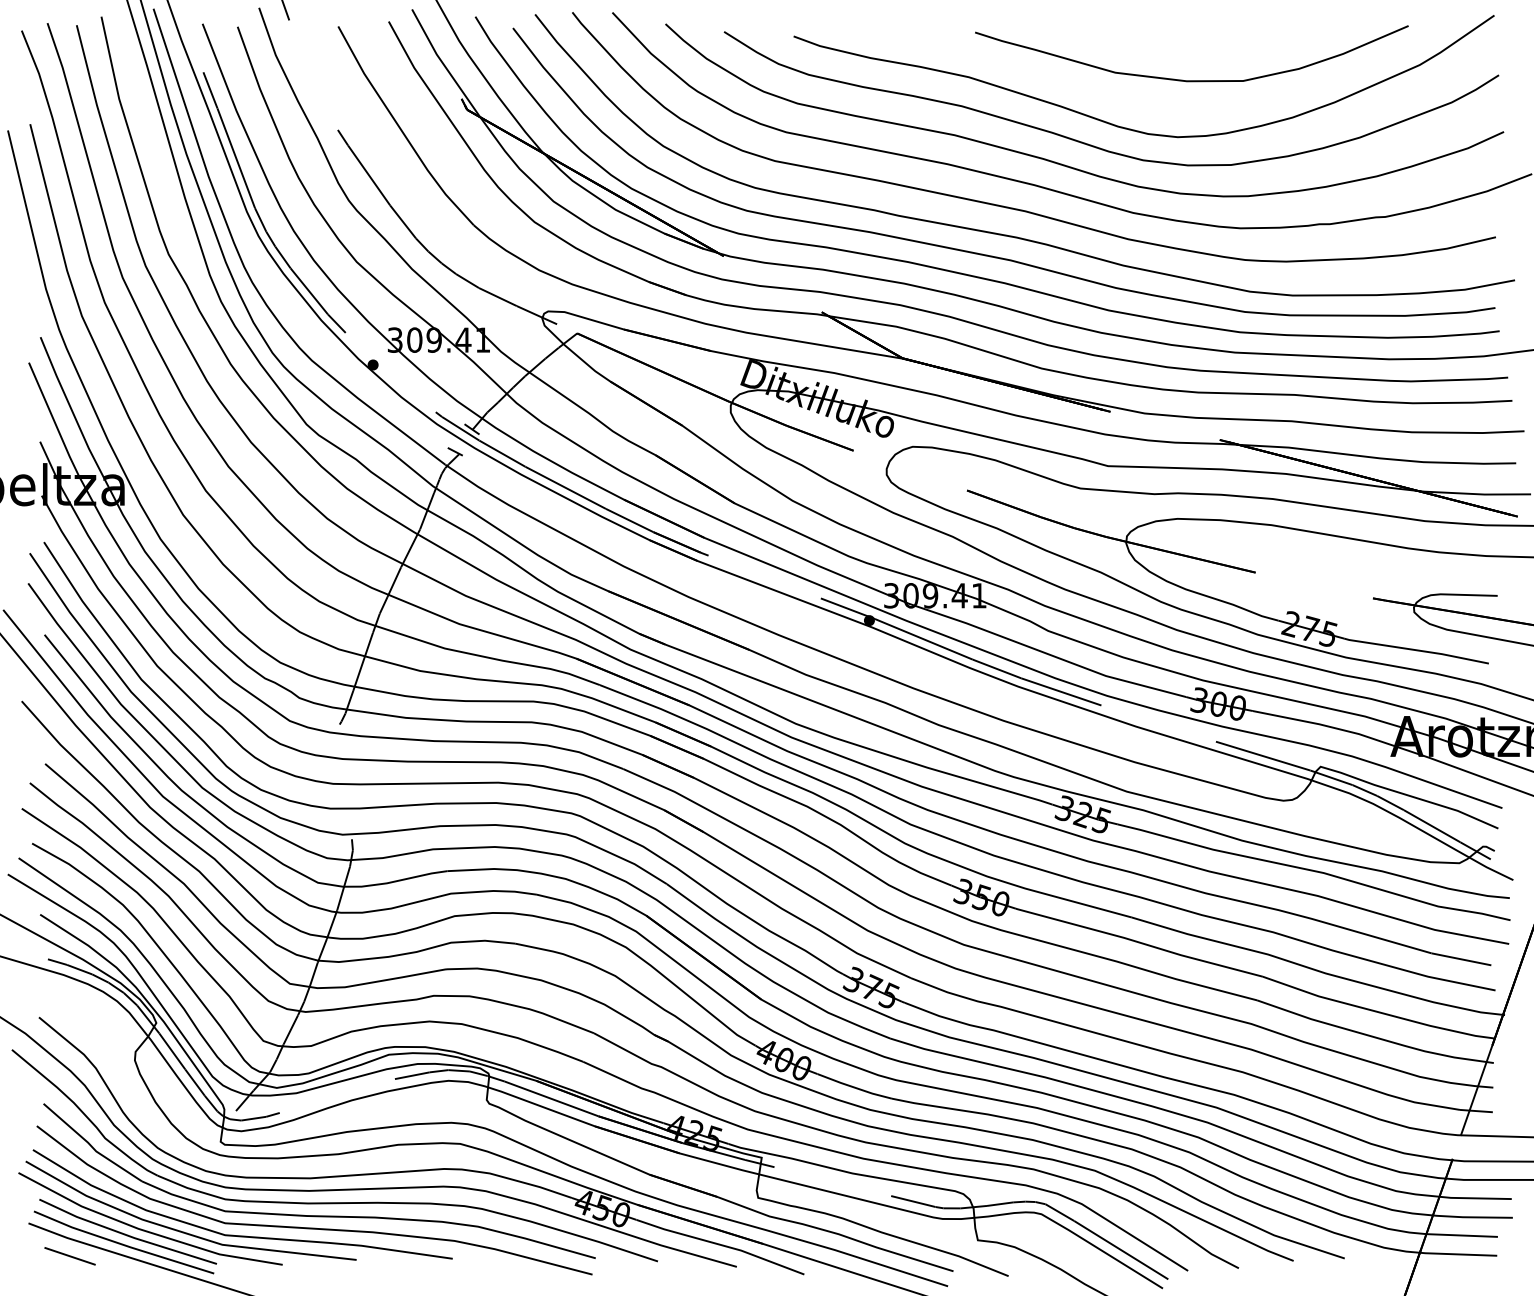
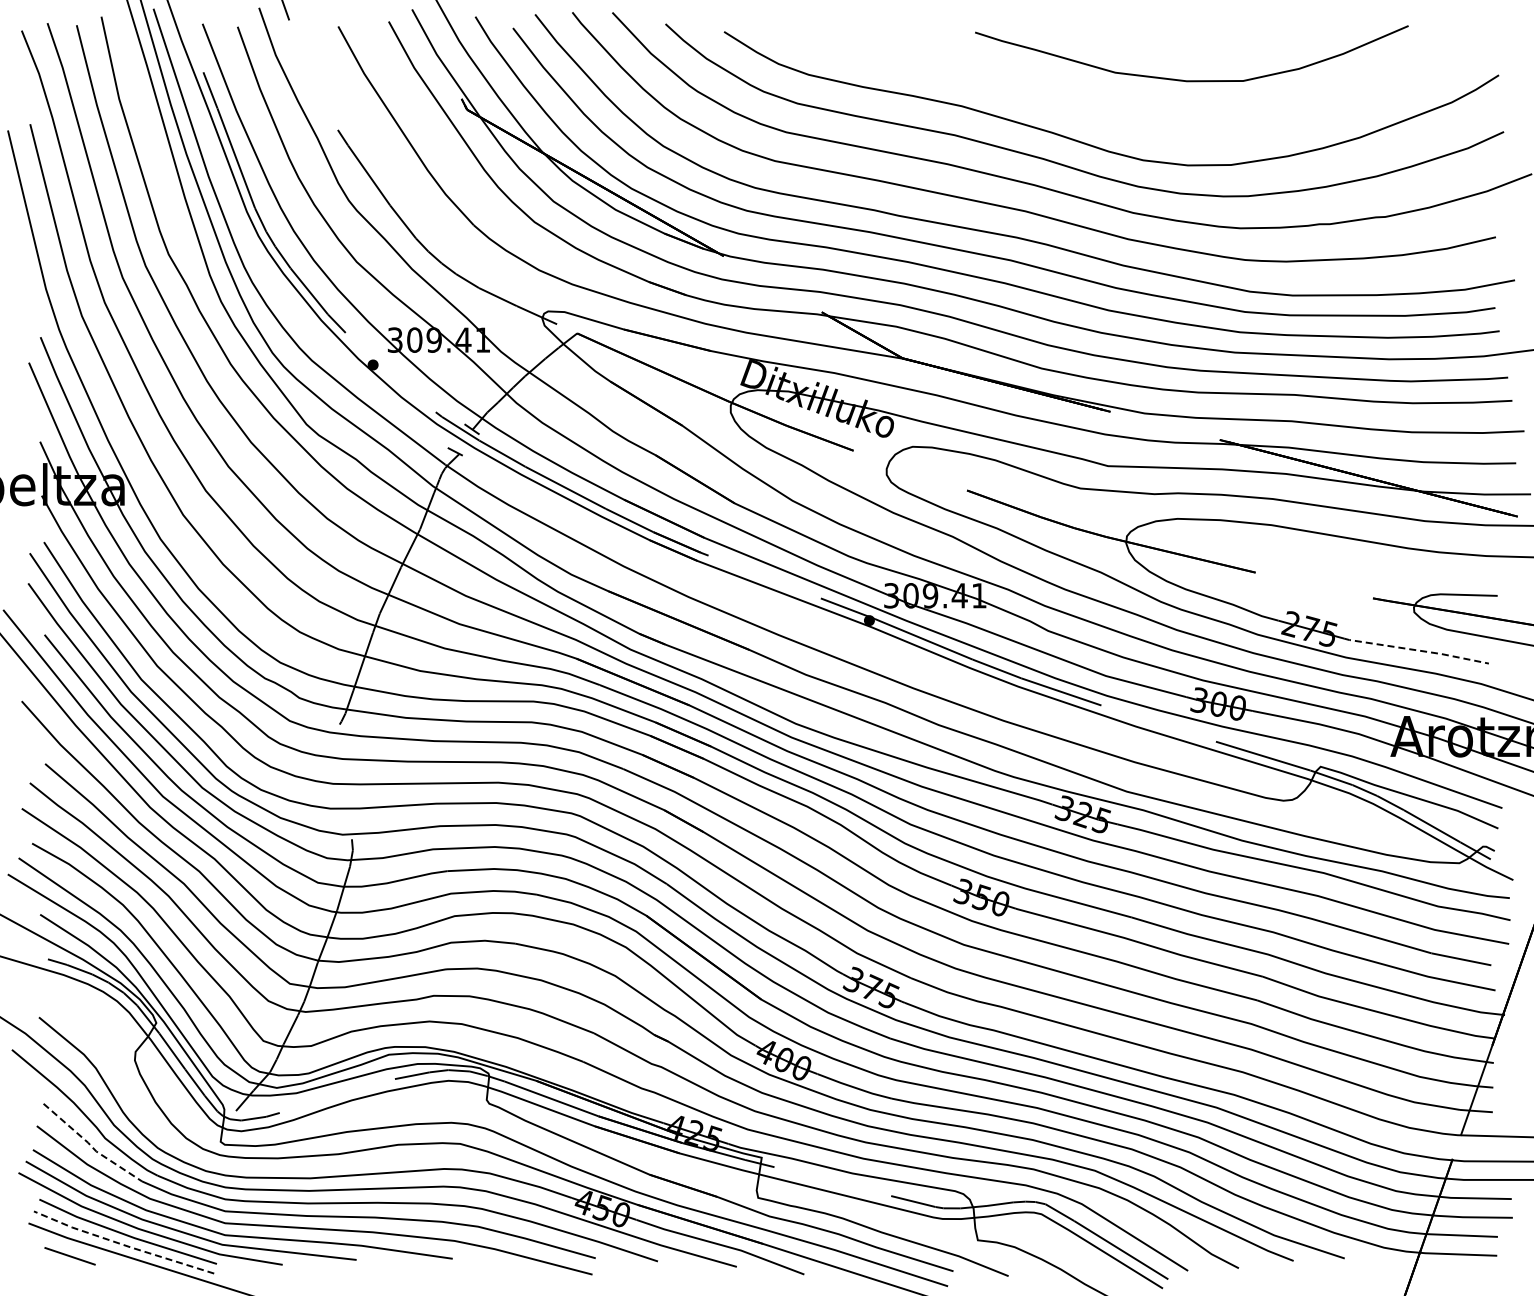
curve: present -> none (1130, 128)
line: solid -> dashed (1416, 650)
line: solid -> dashed (91, 1146)
line: solid -> dashed (123, 1244)
